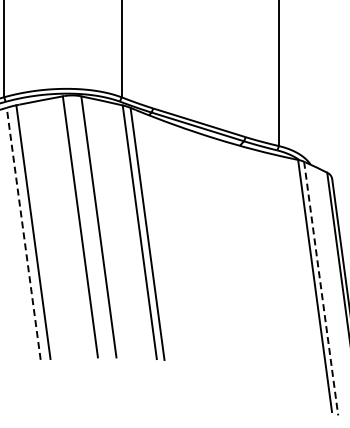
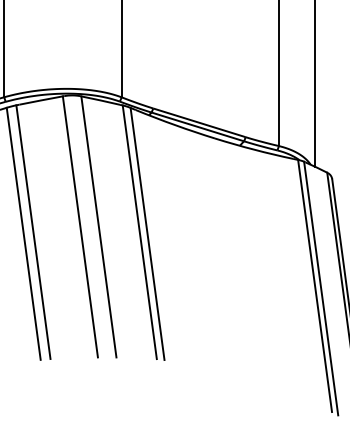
line: none -> present (314, 84)
line: dashed -> solid (23, 233)
line: dashed -> solid (321, 288)
